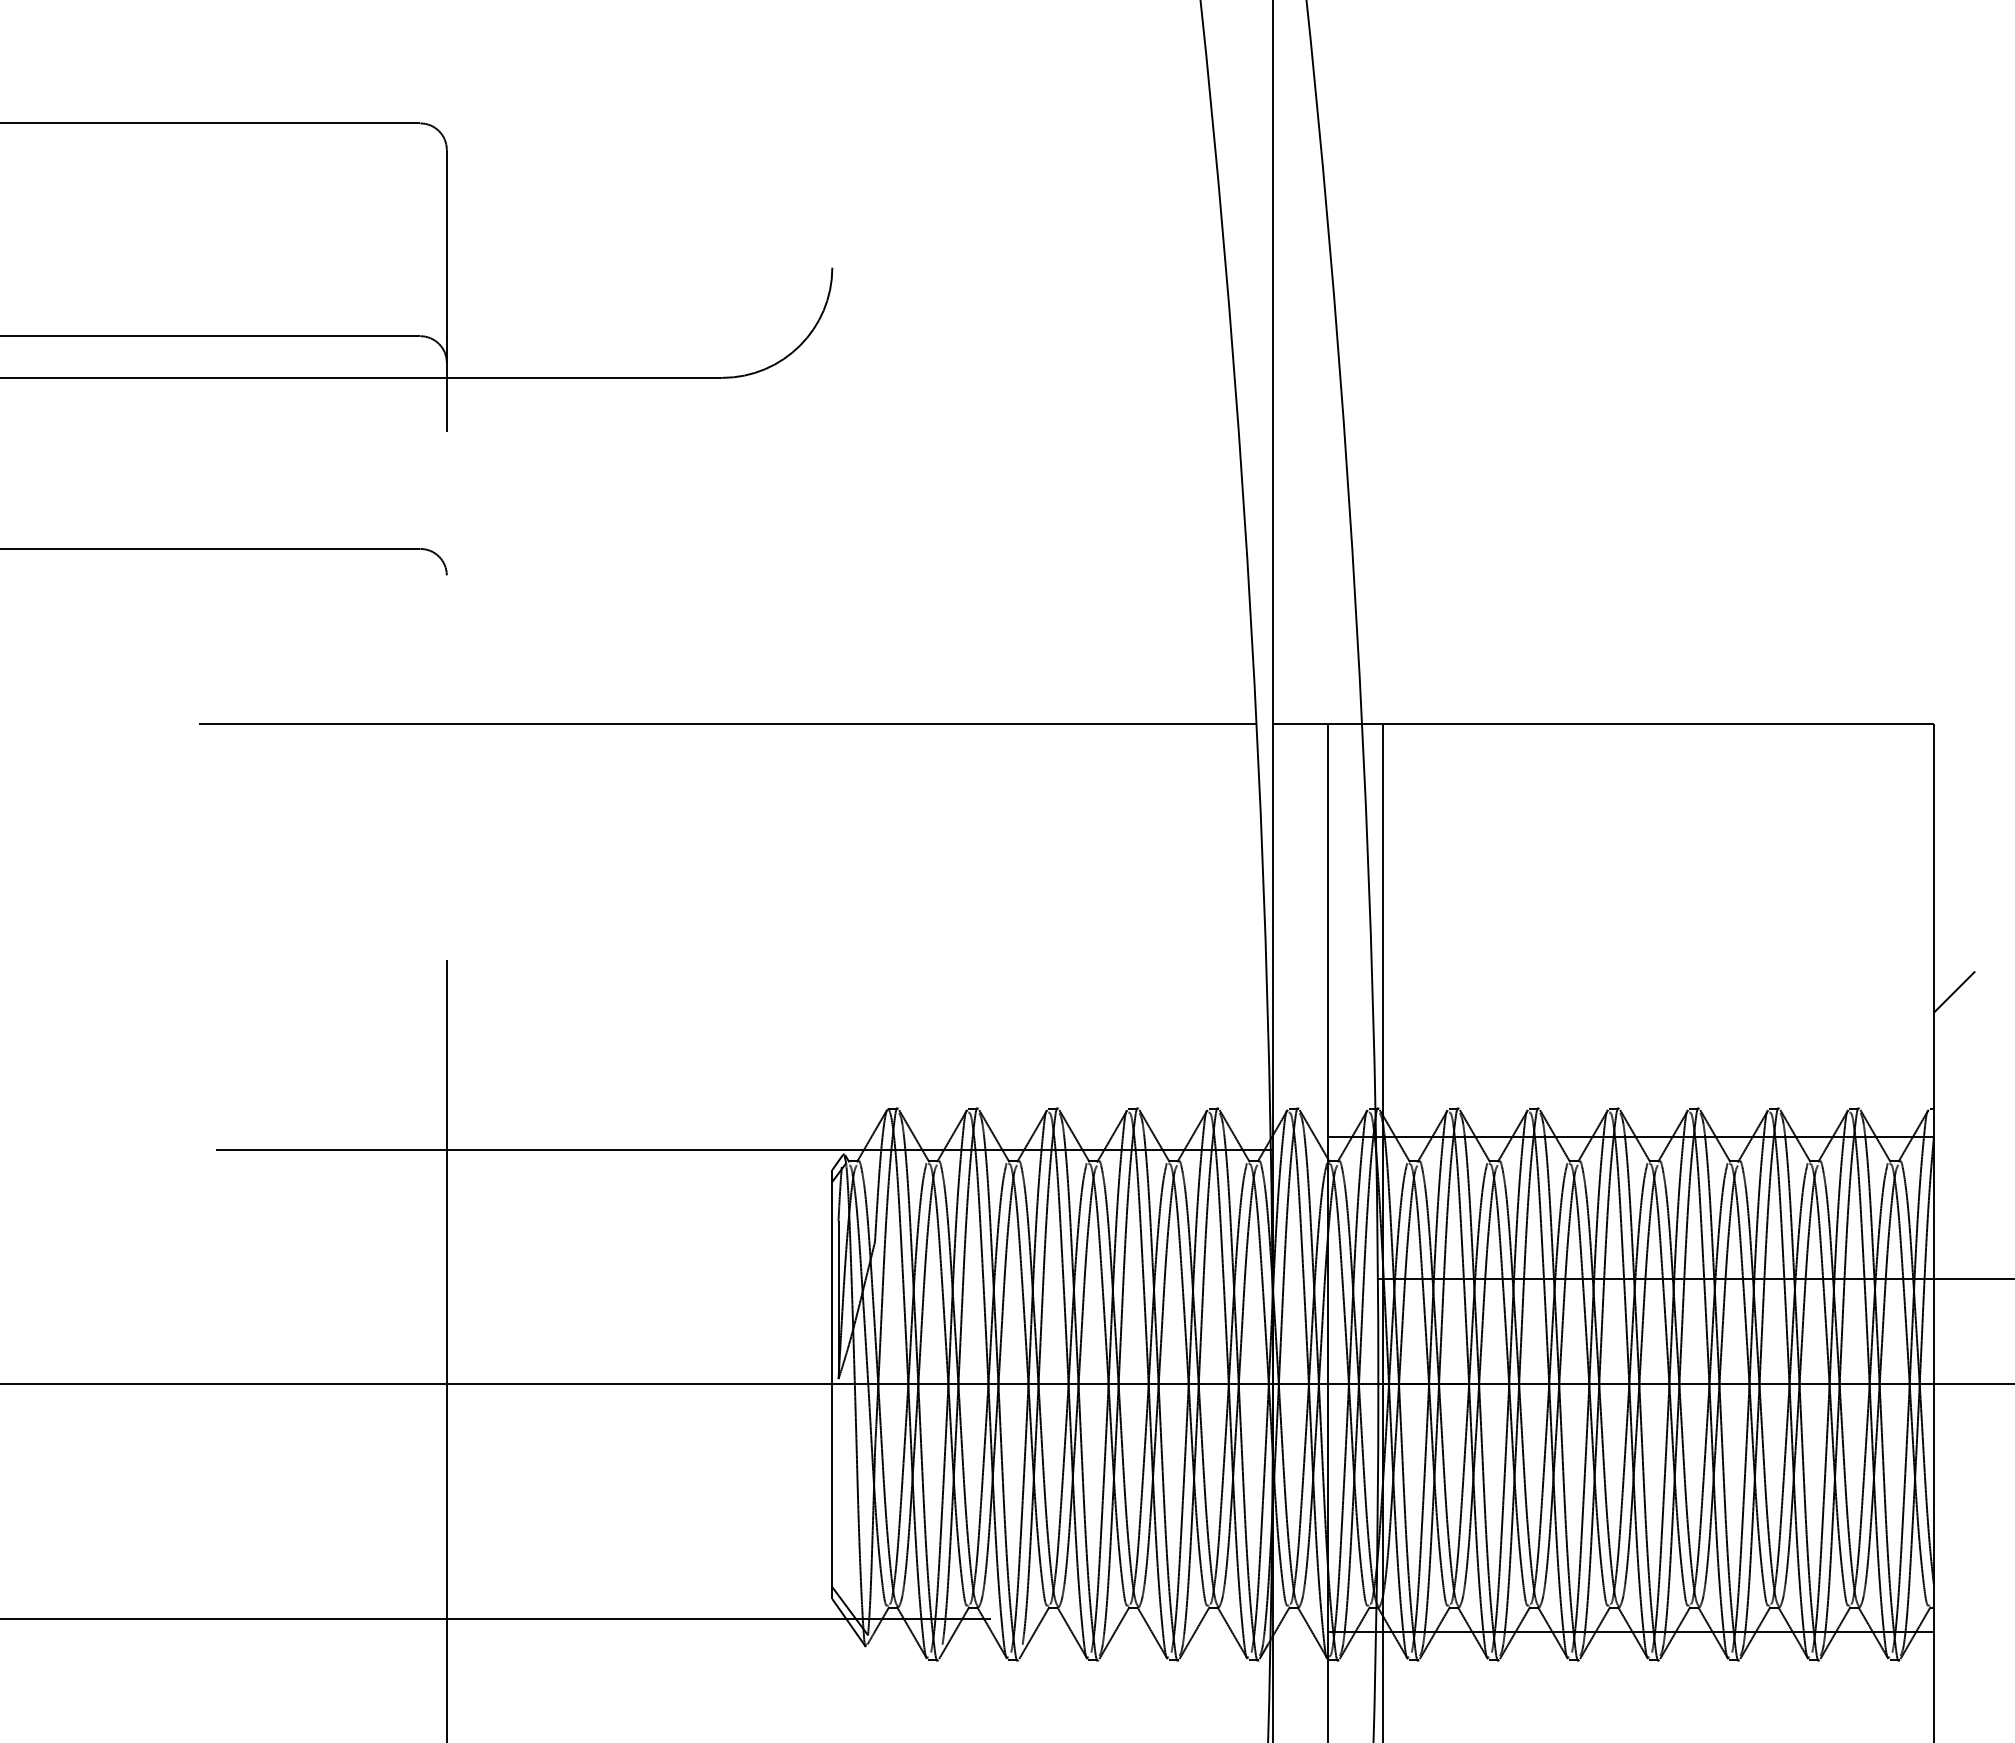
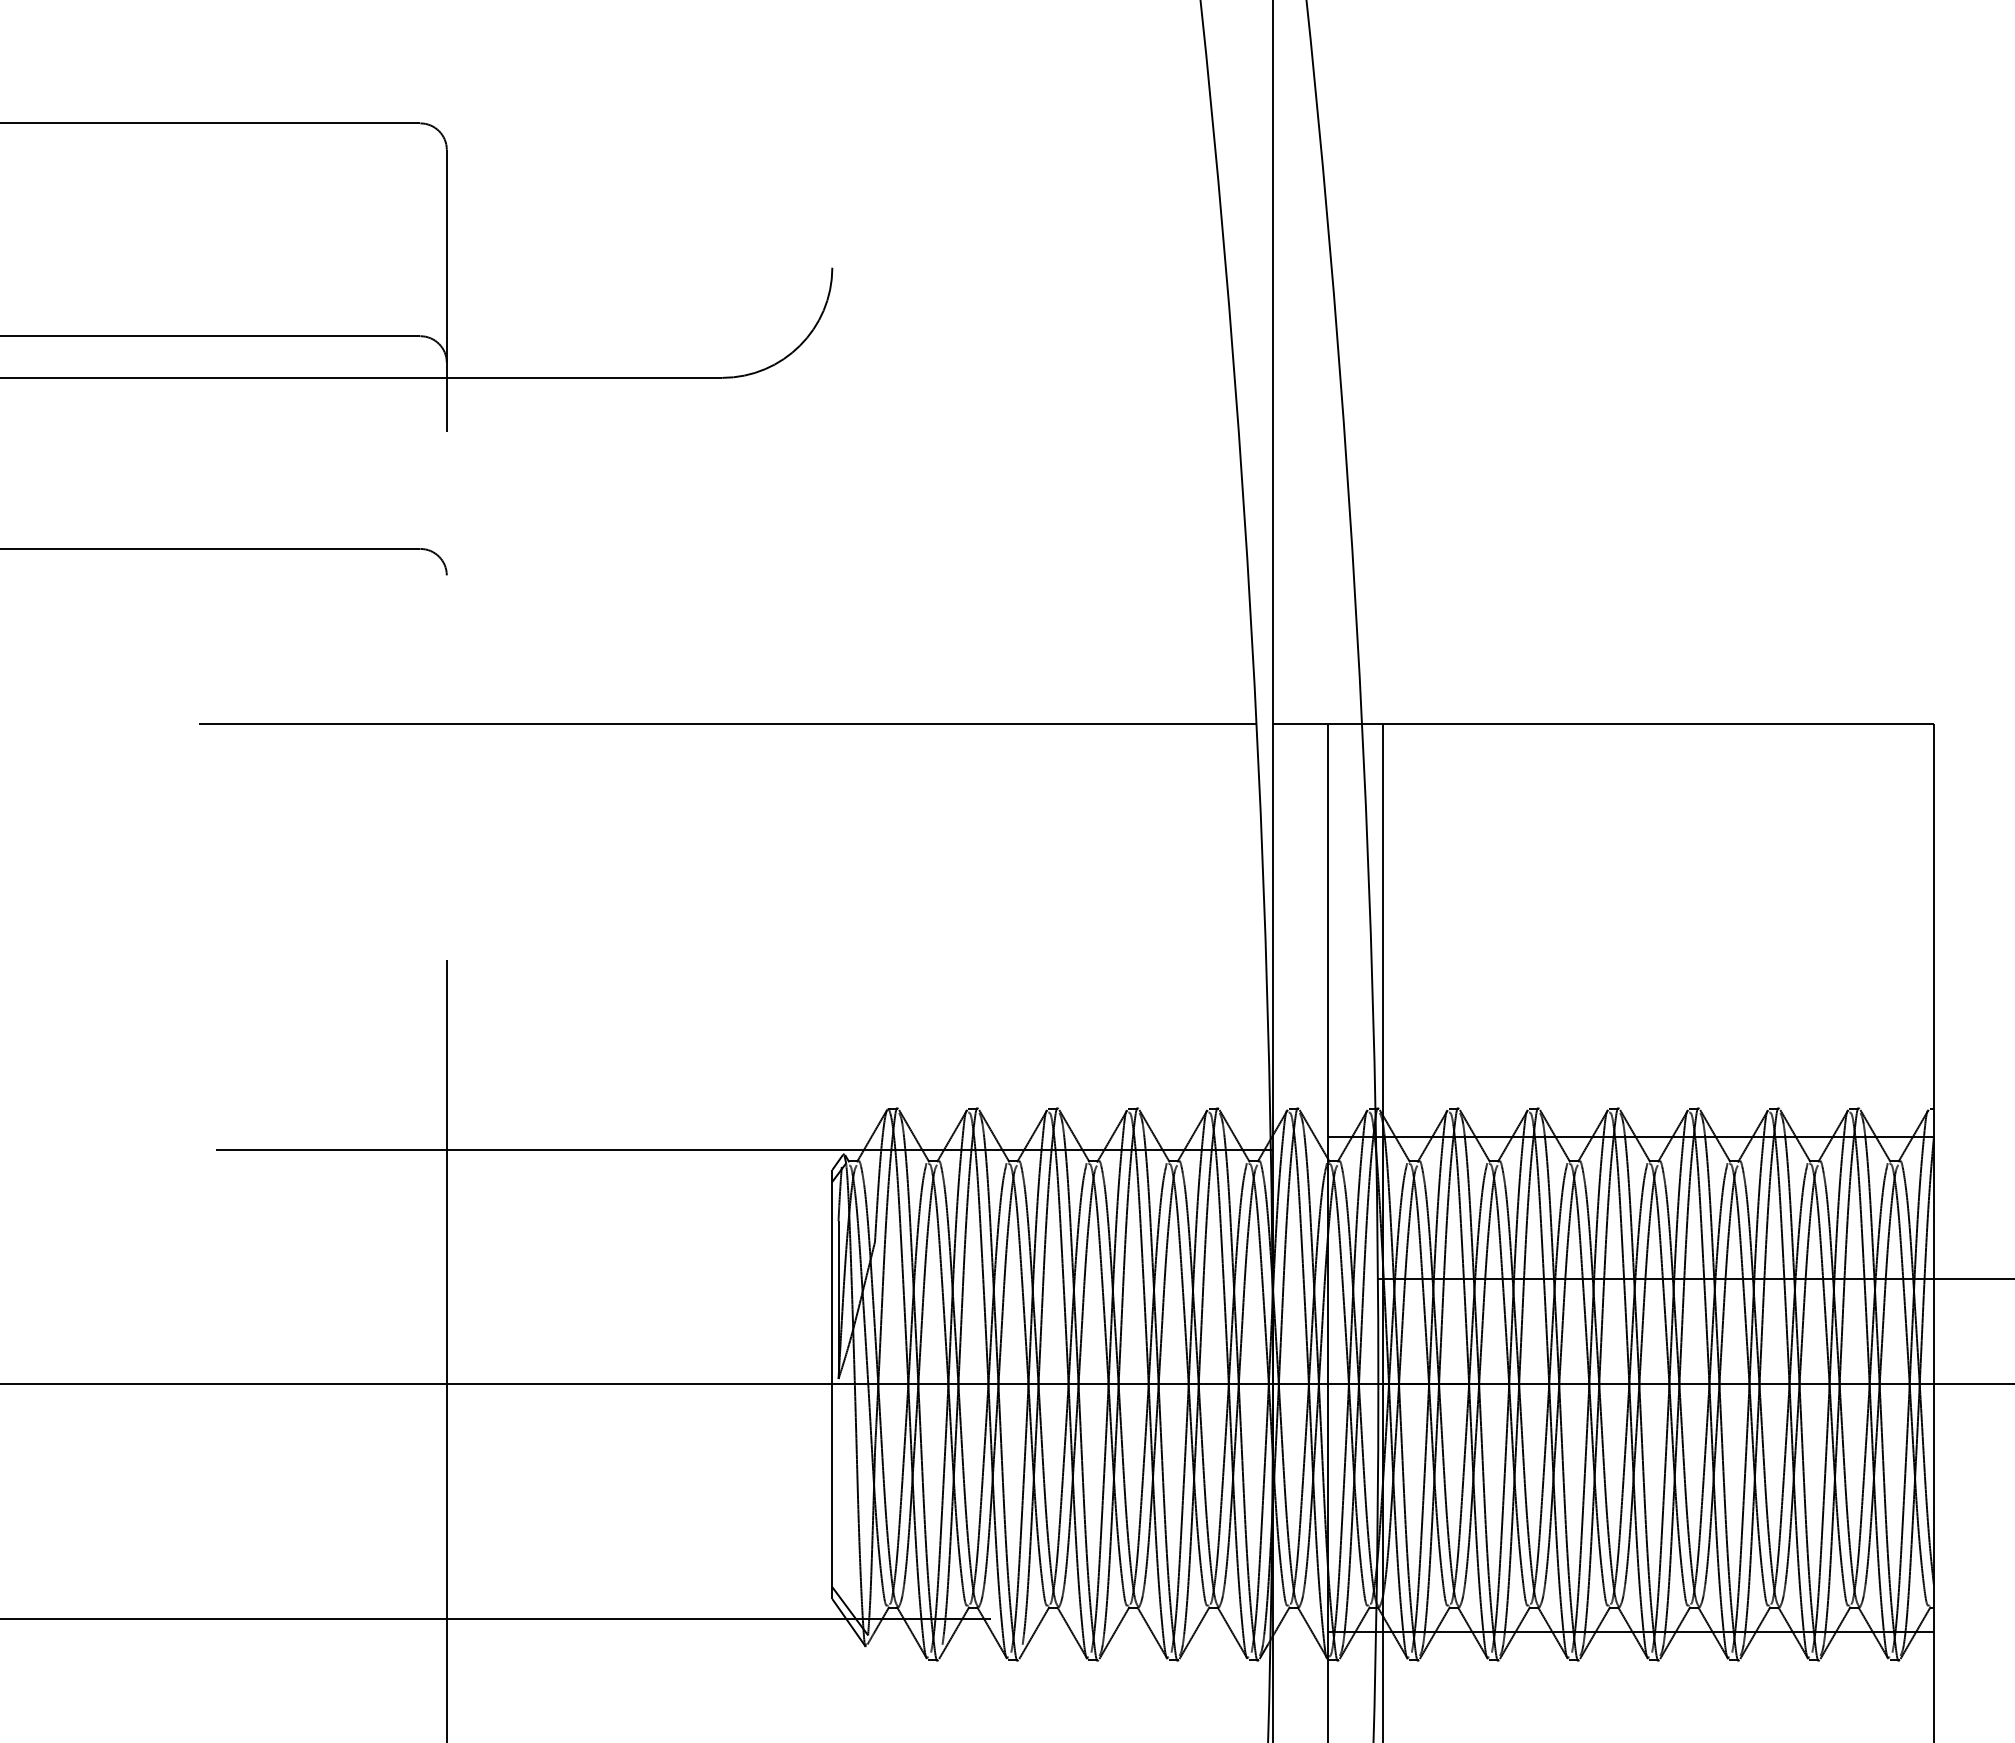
line: present -> none (1954, 991)
